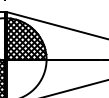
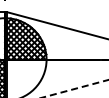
line: solid -> dashed (75, 88)
